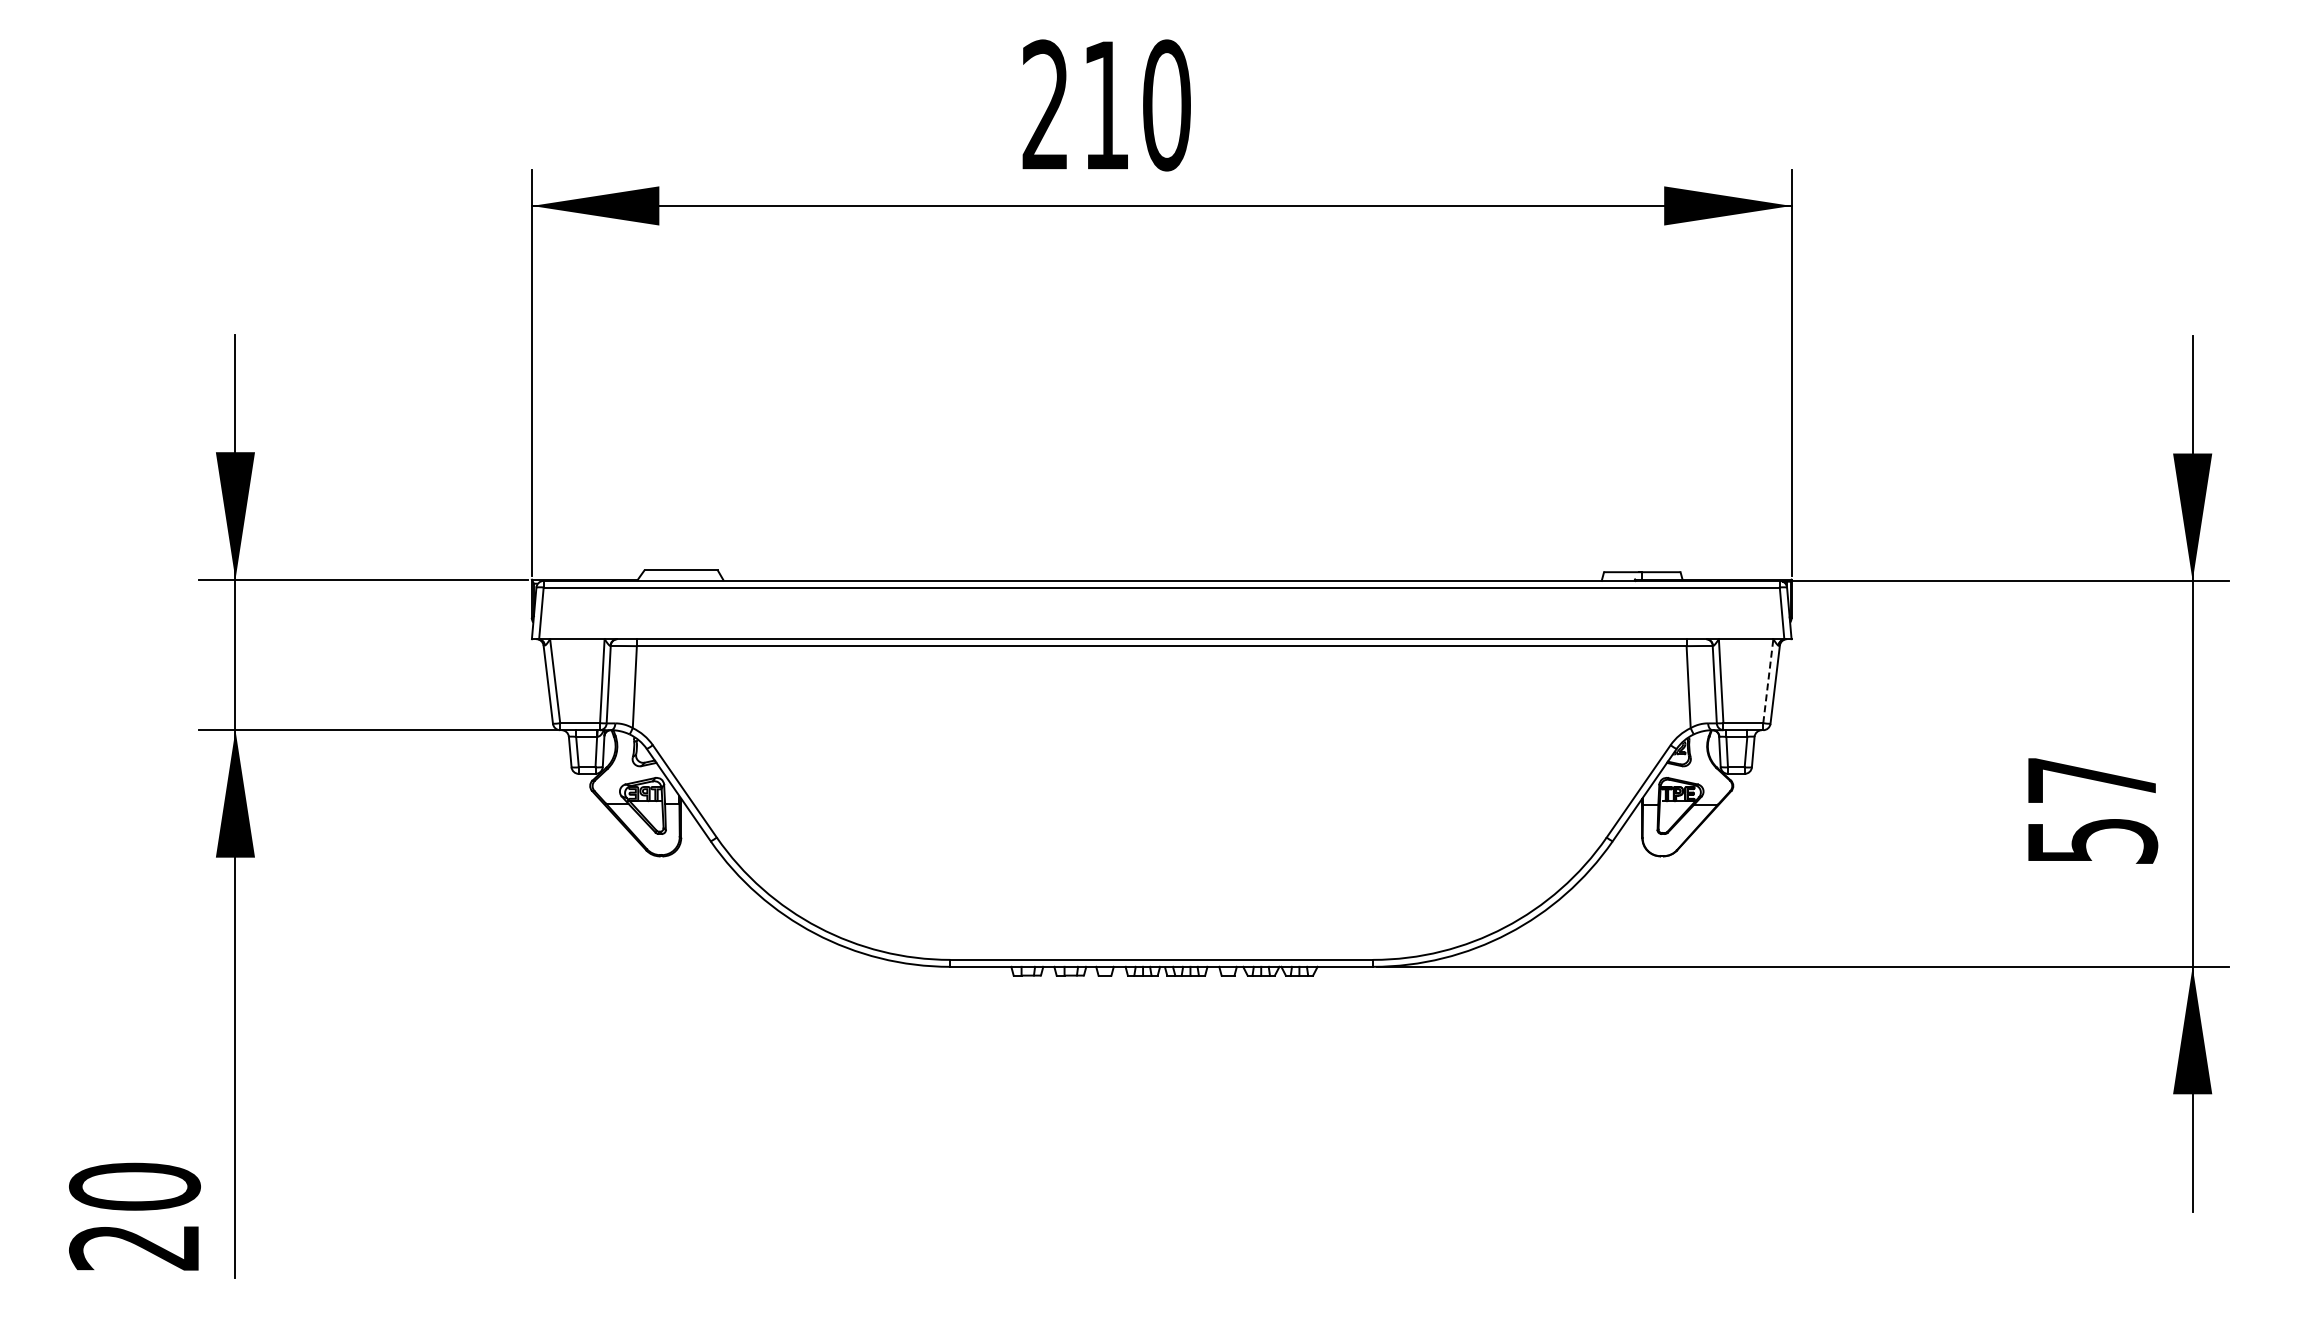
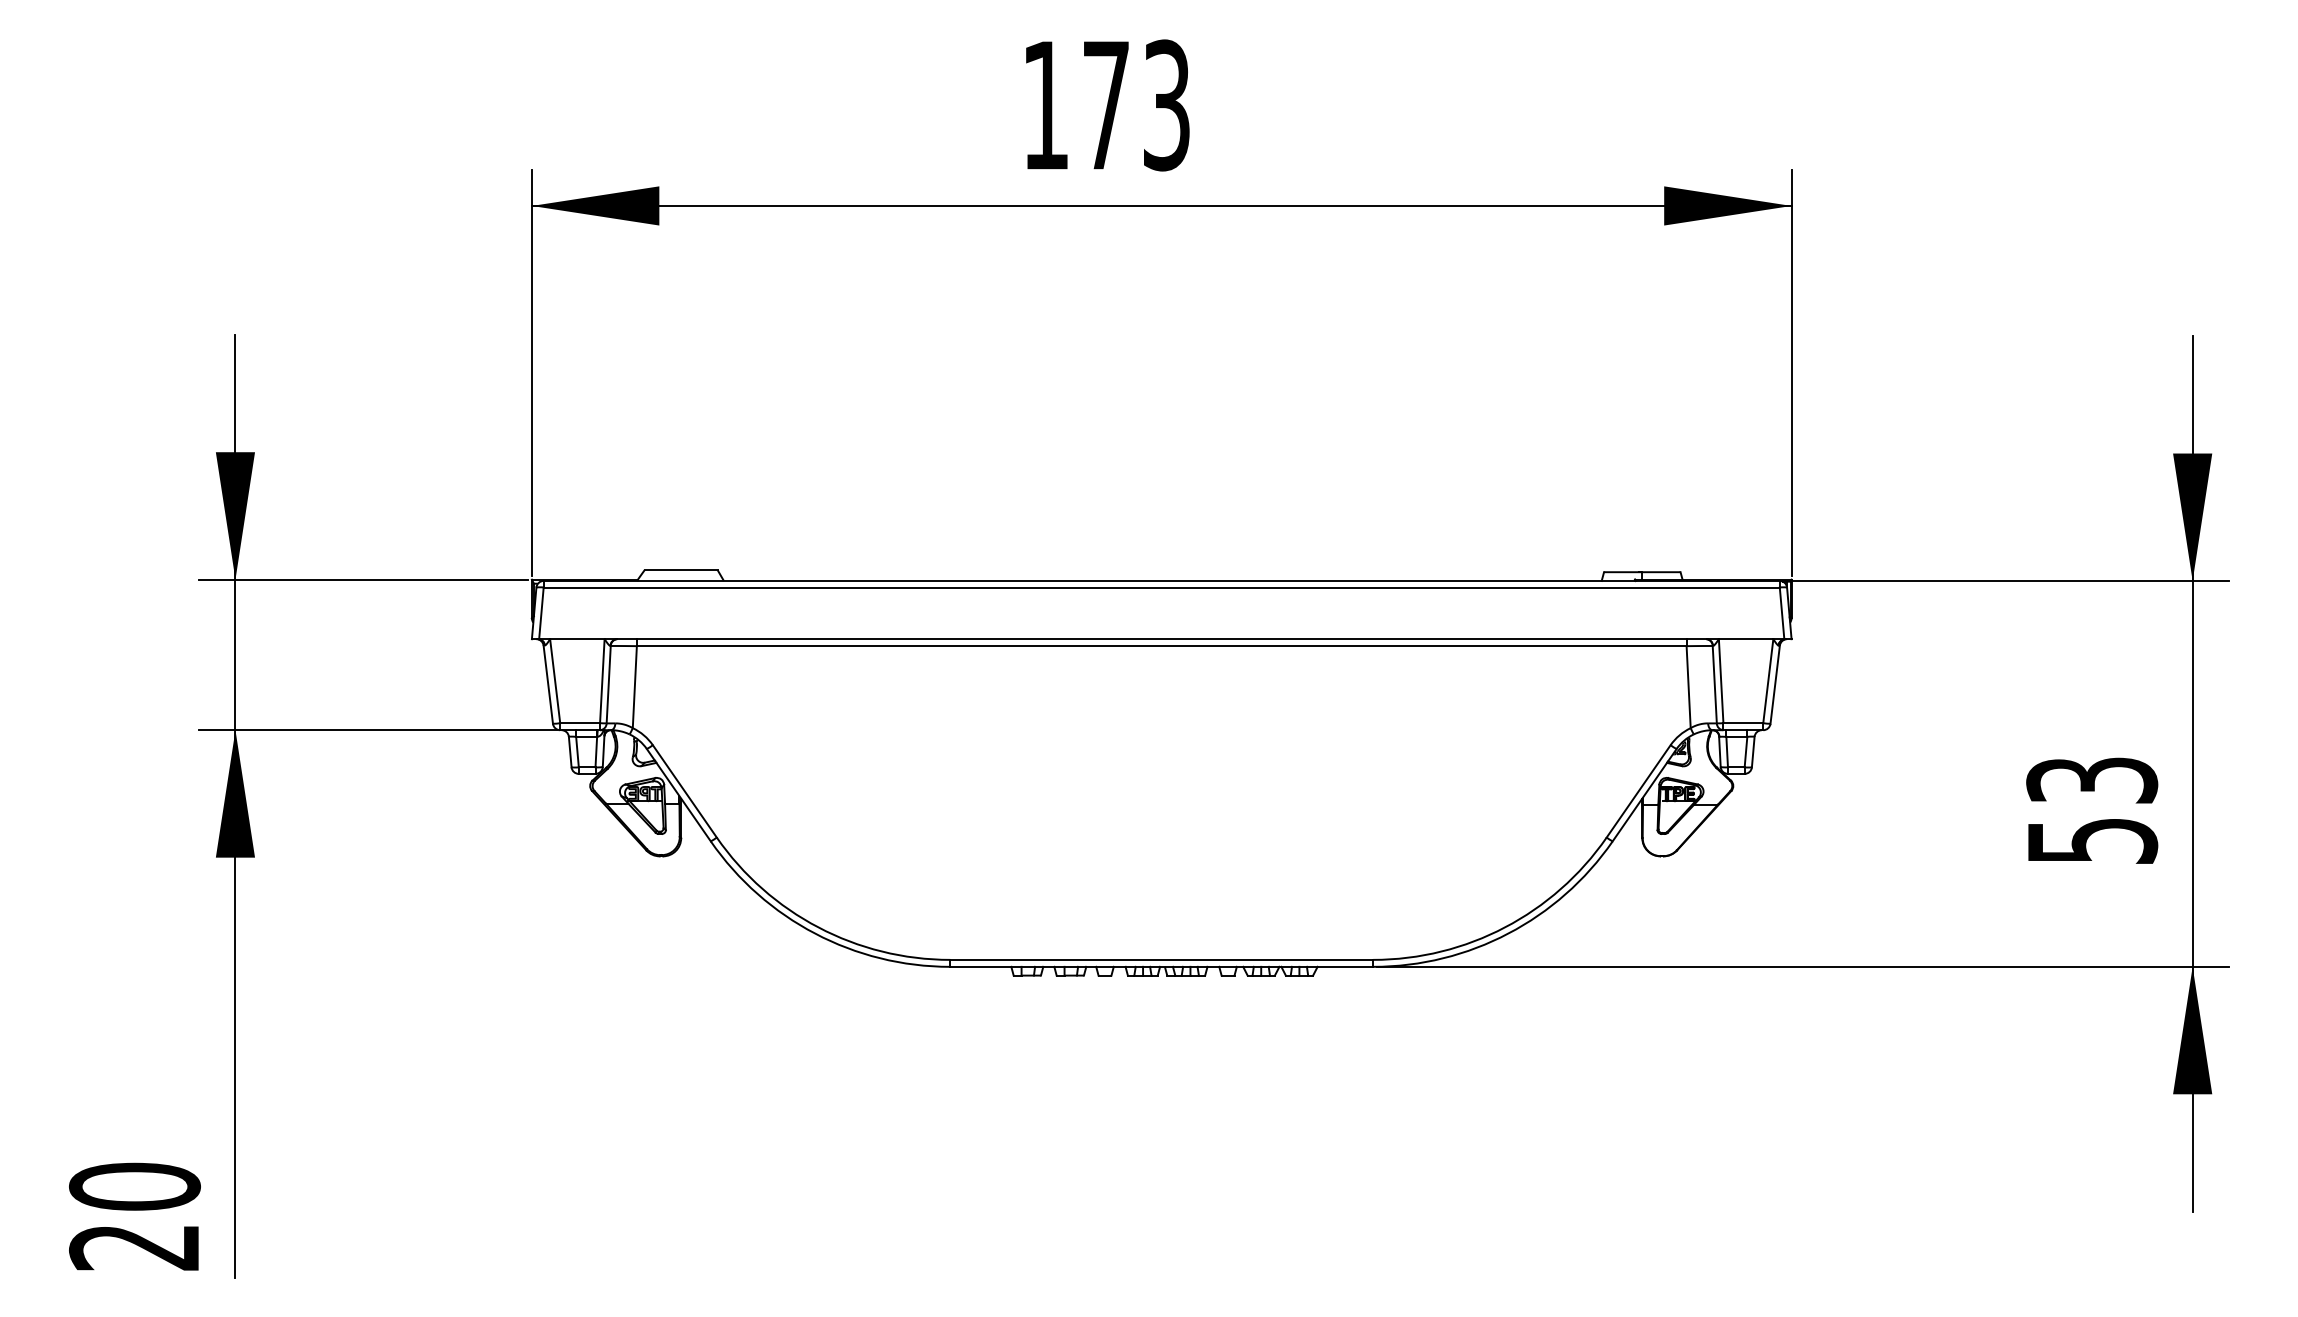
text: 210 -> 173 (1106, 105)
line: dashed -> solid (1768, 680)
text: 57 -> 53 (2092, 780)
